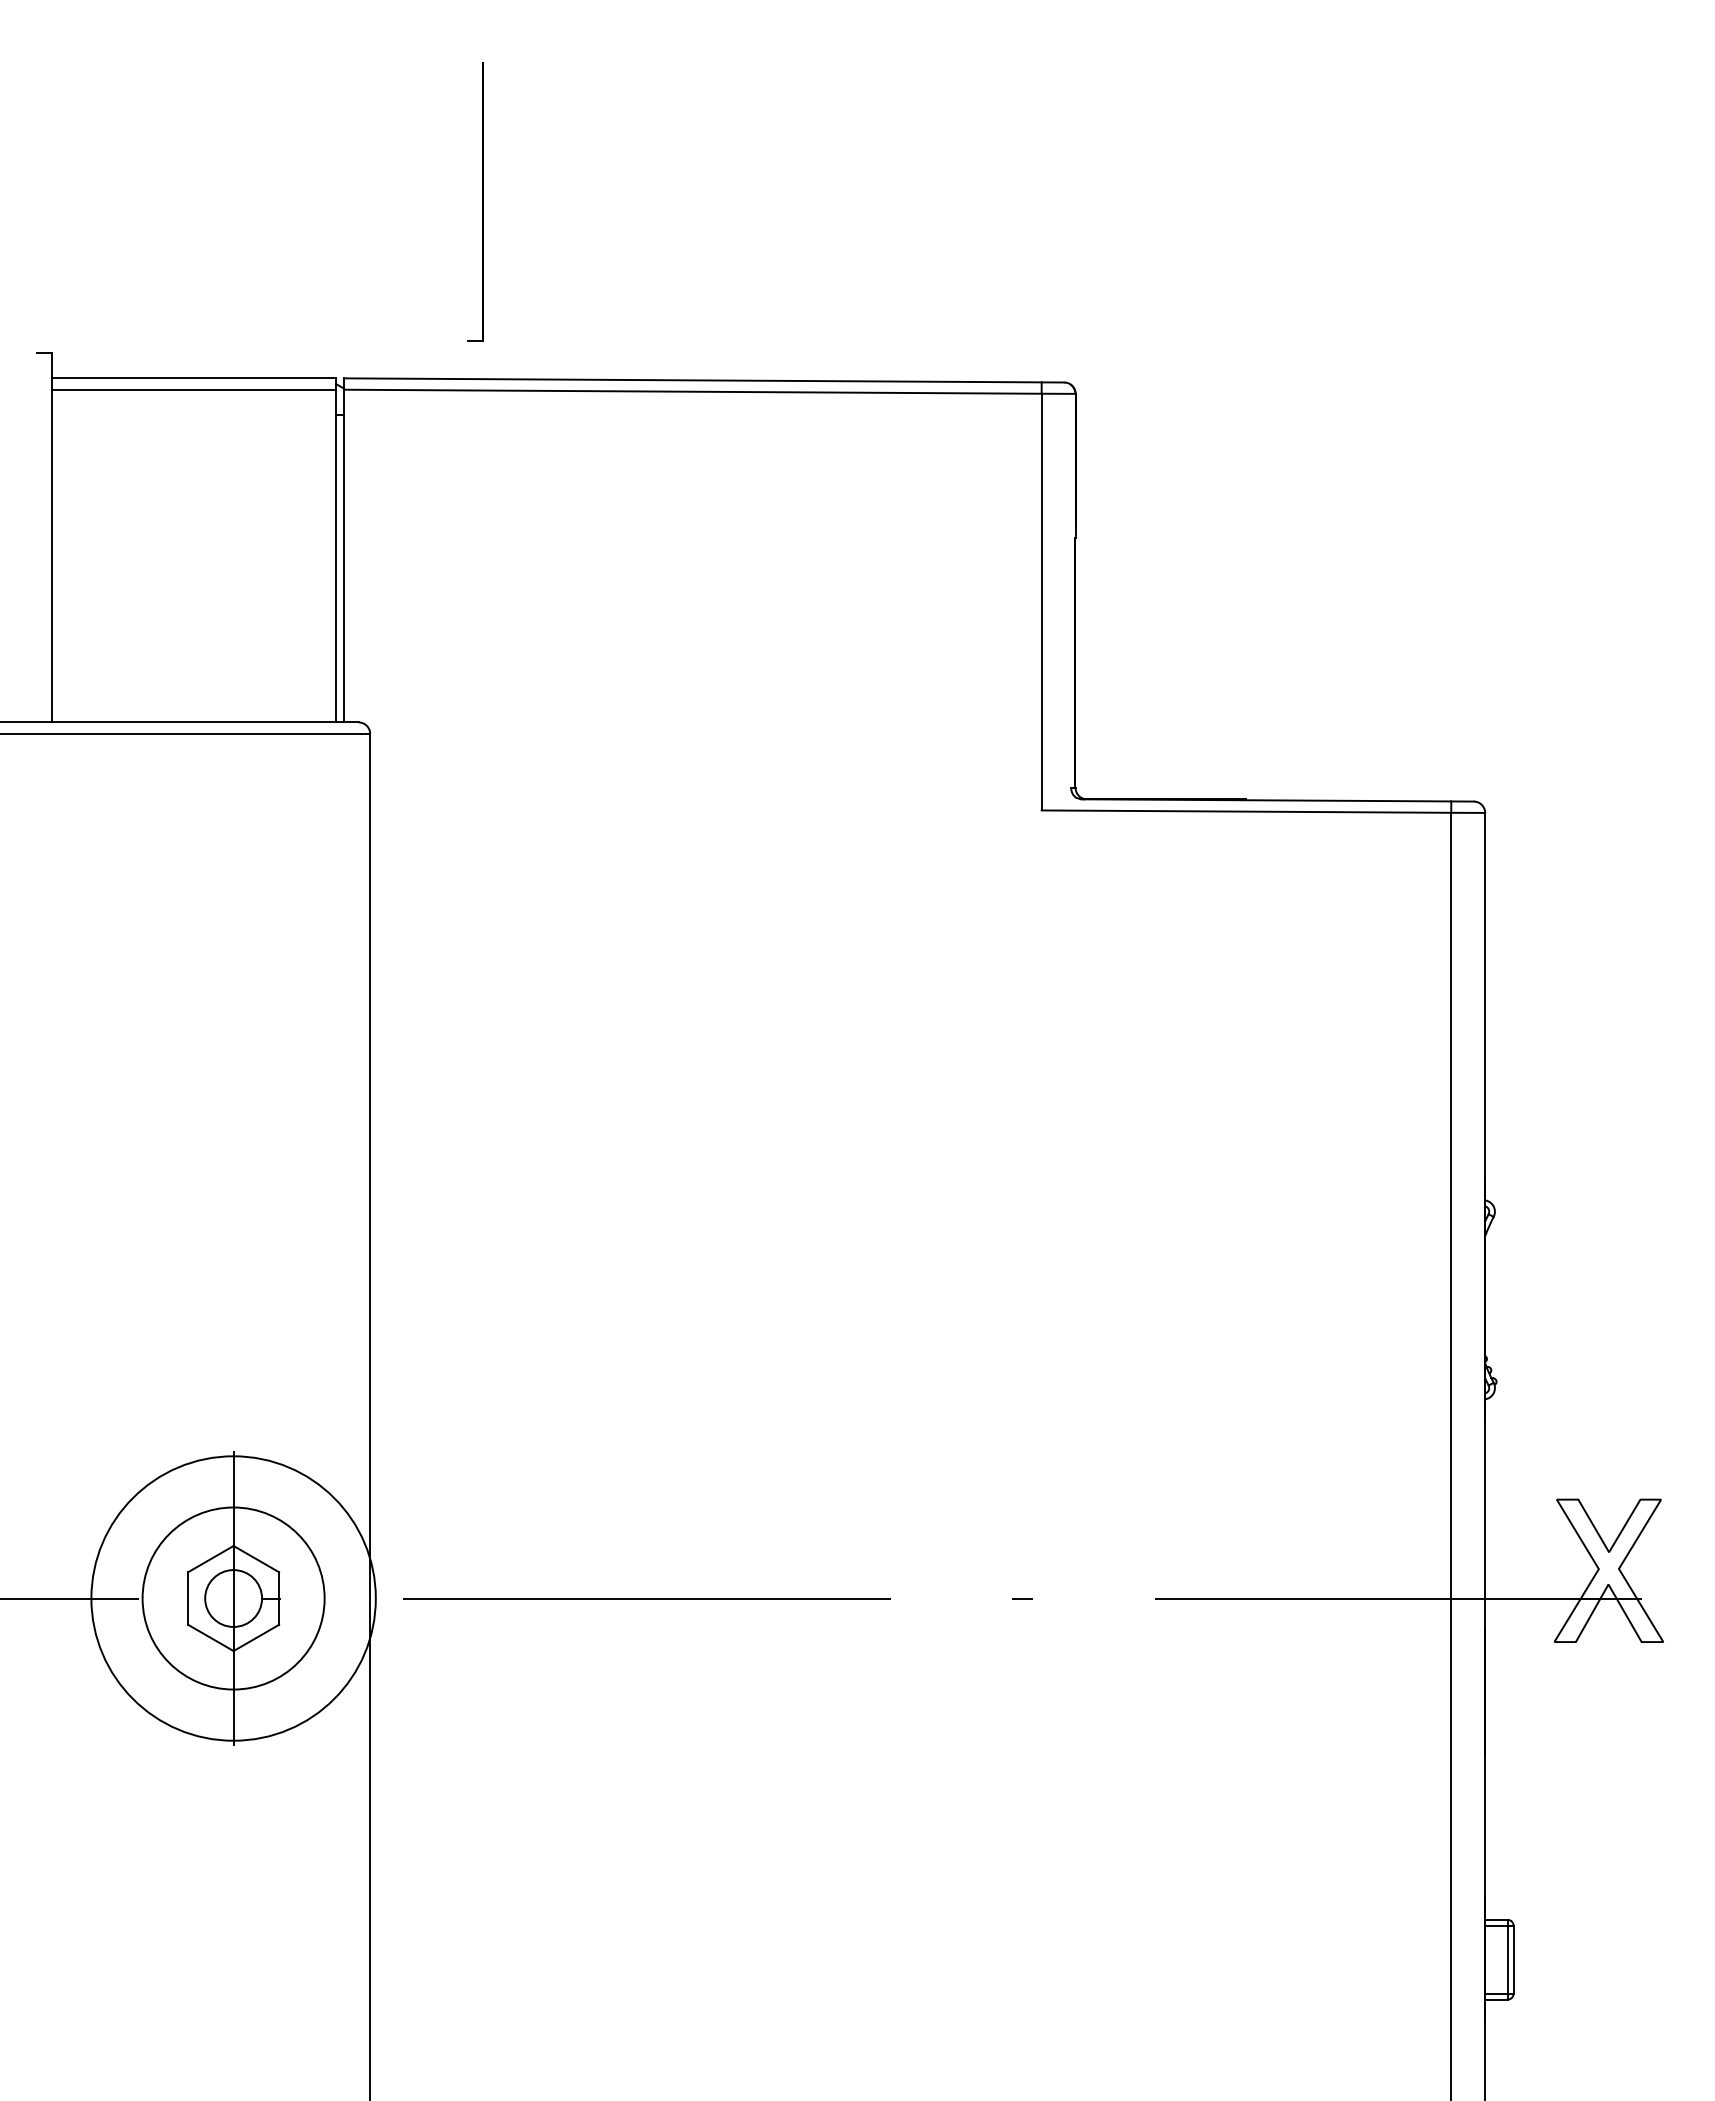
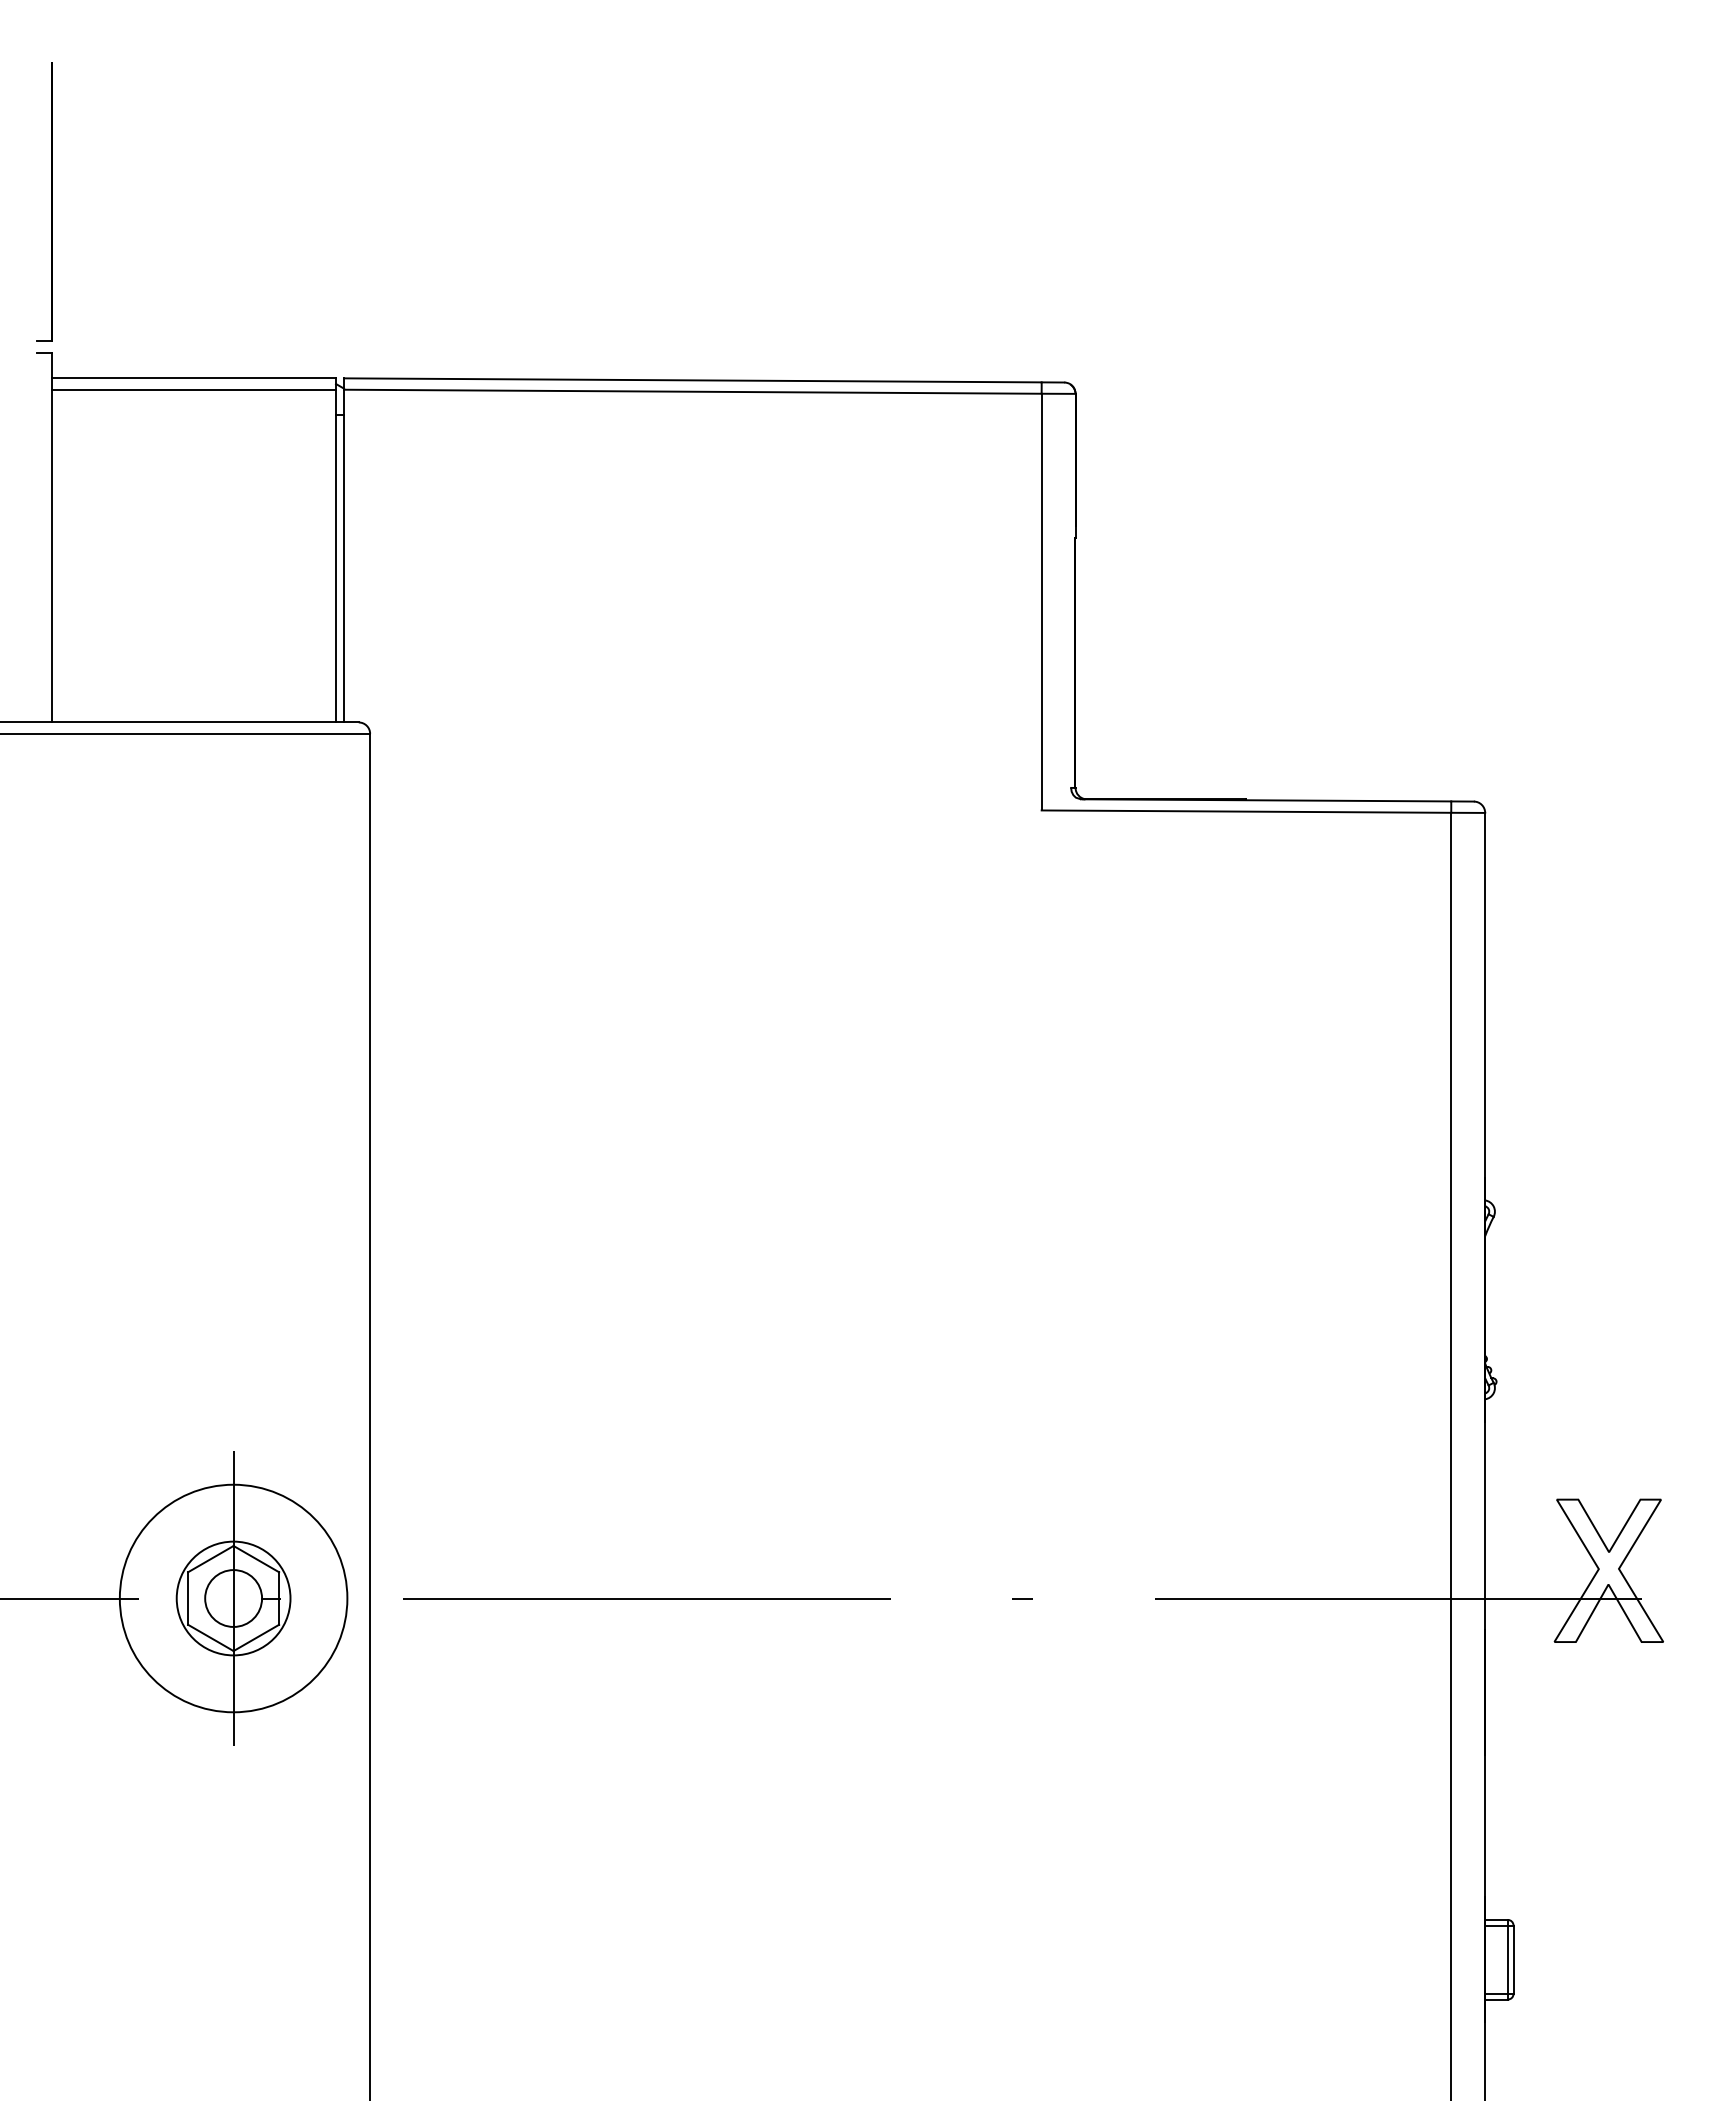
part position: (482, 201) -> (51, 201) (51, 201)
circle diameter: 182 px -> 114 px (233, 1598)
circle diameter: 284 px -> 228 px (233, 1598)
